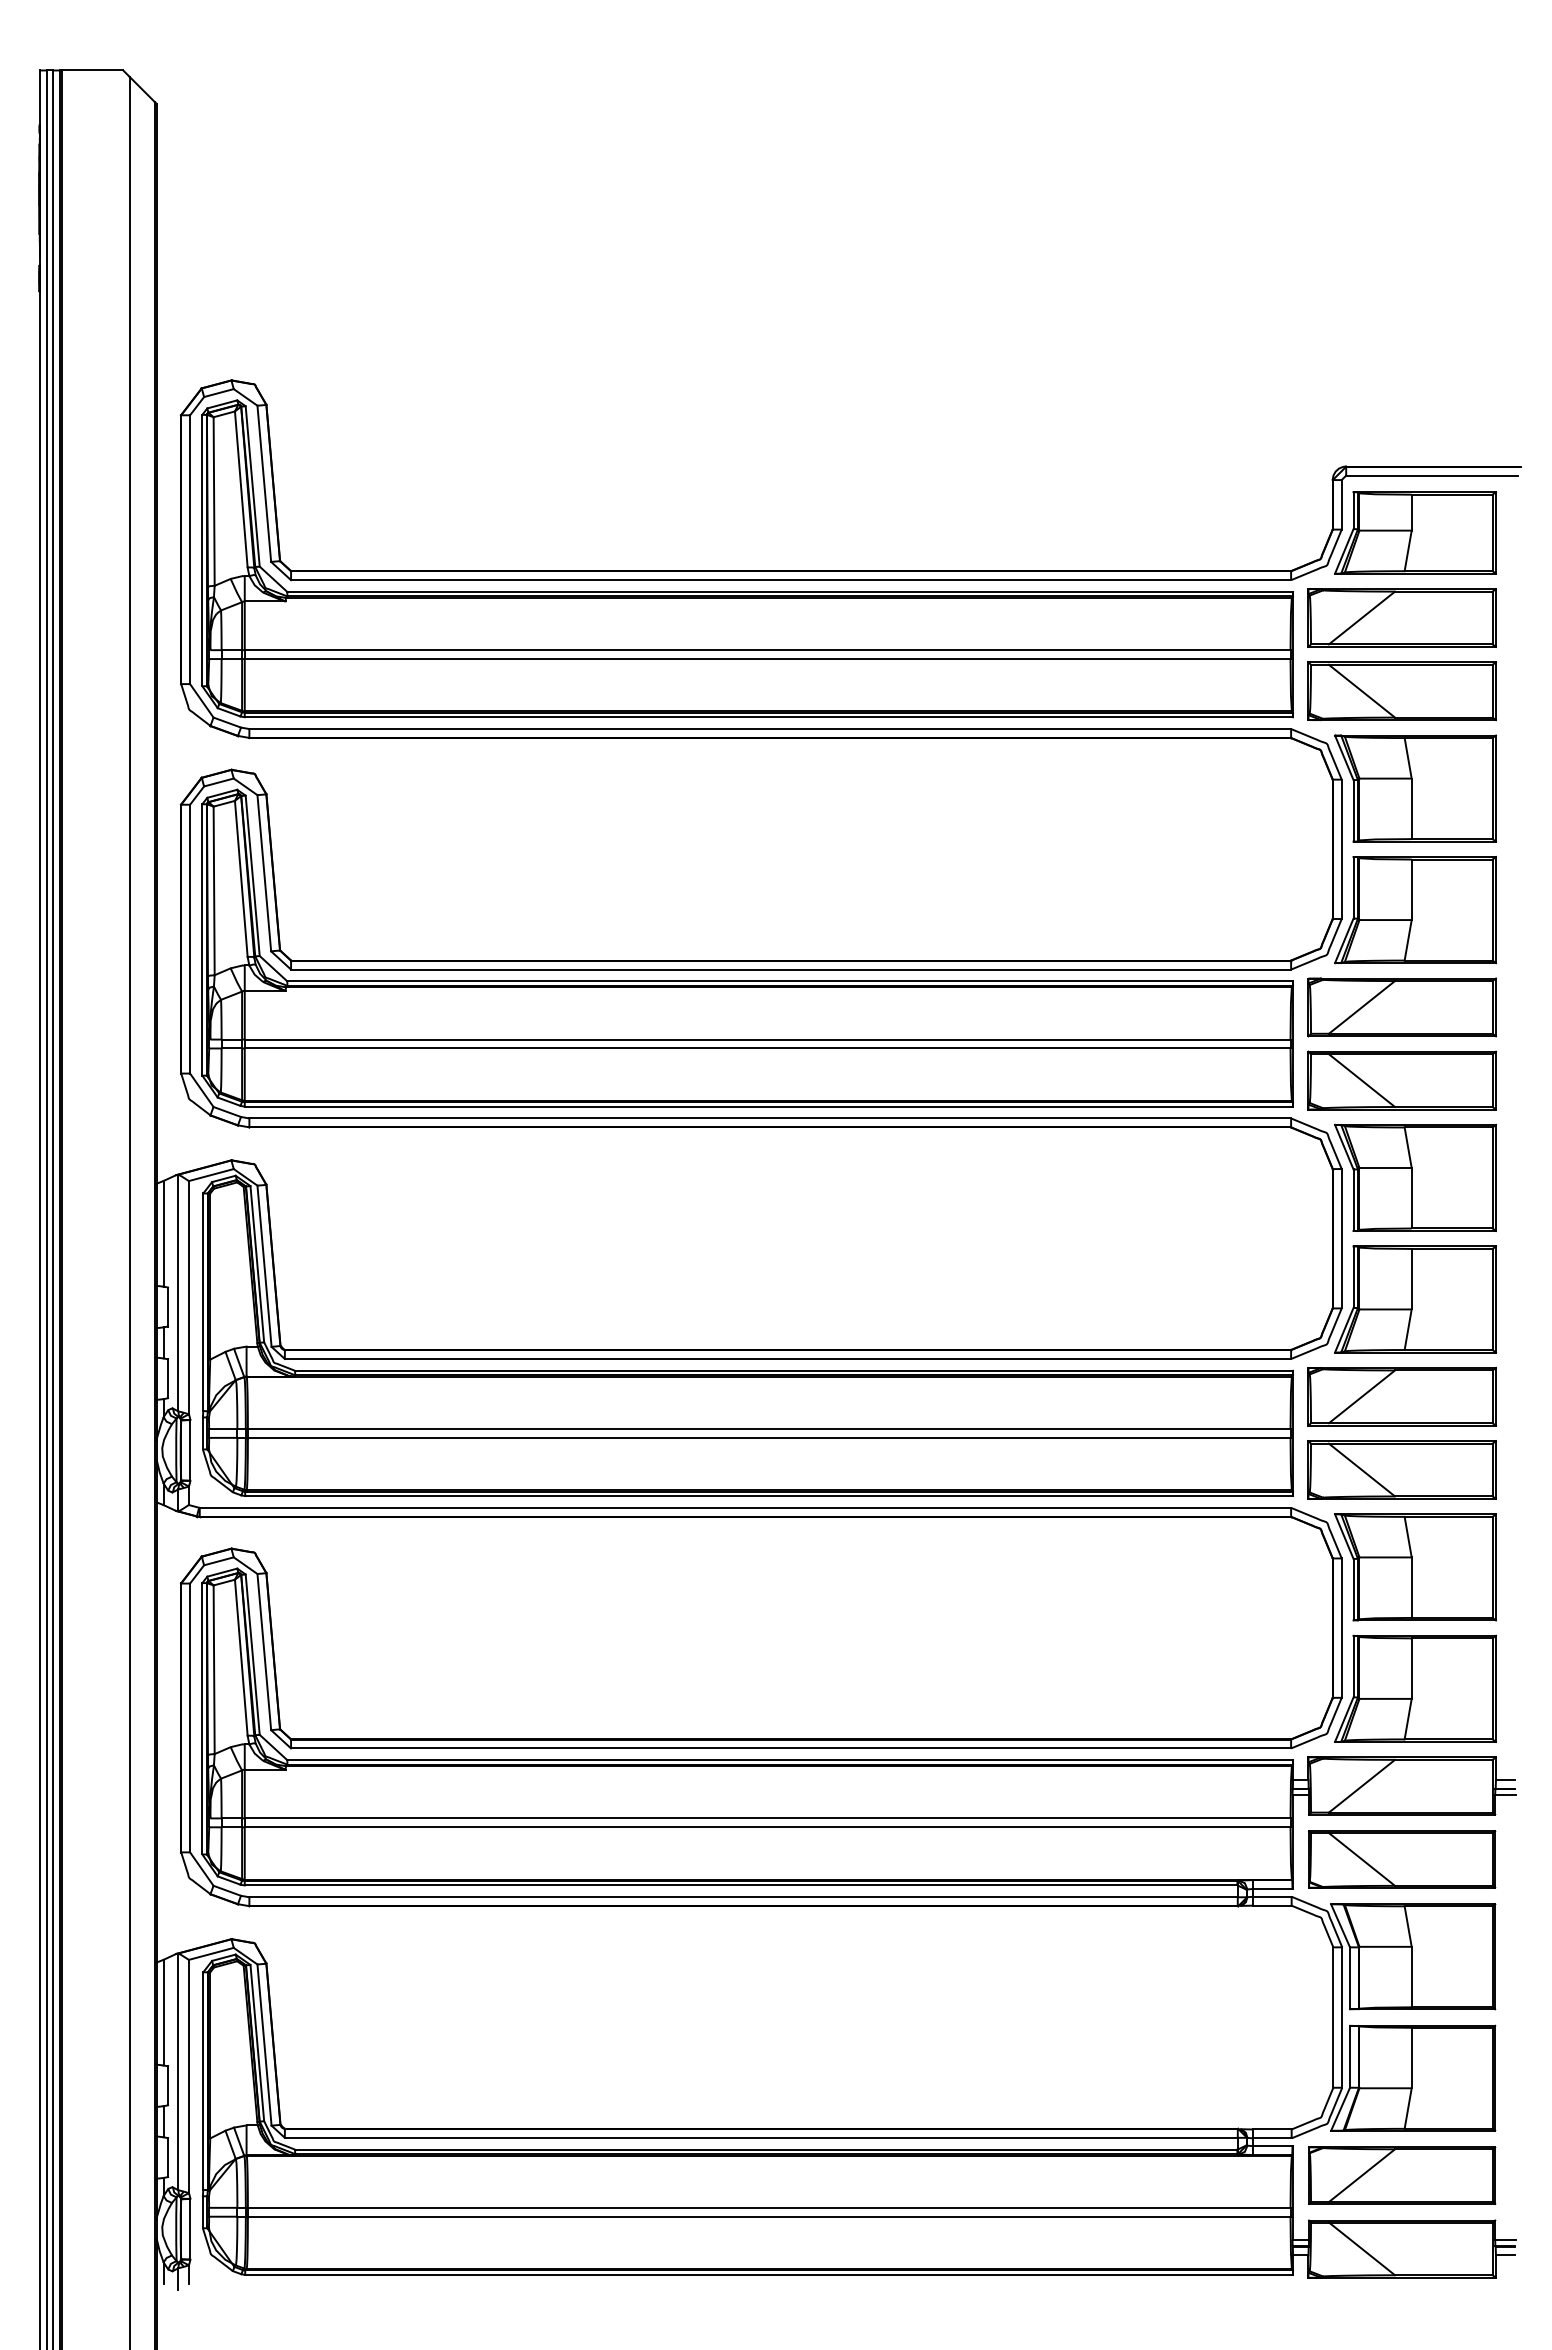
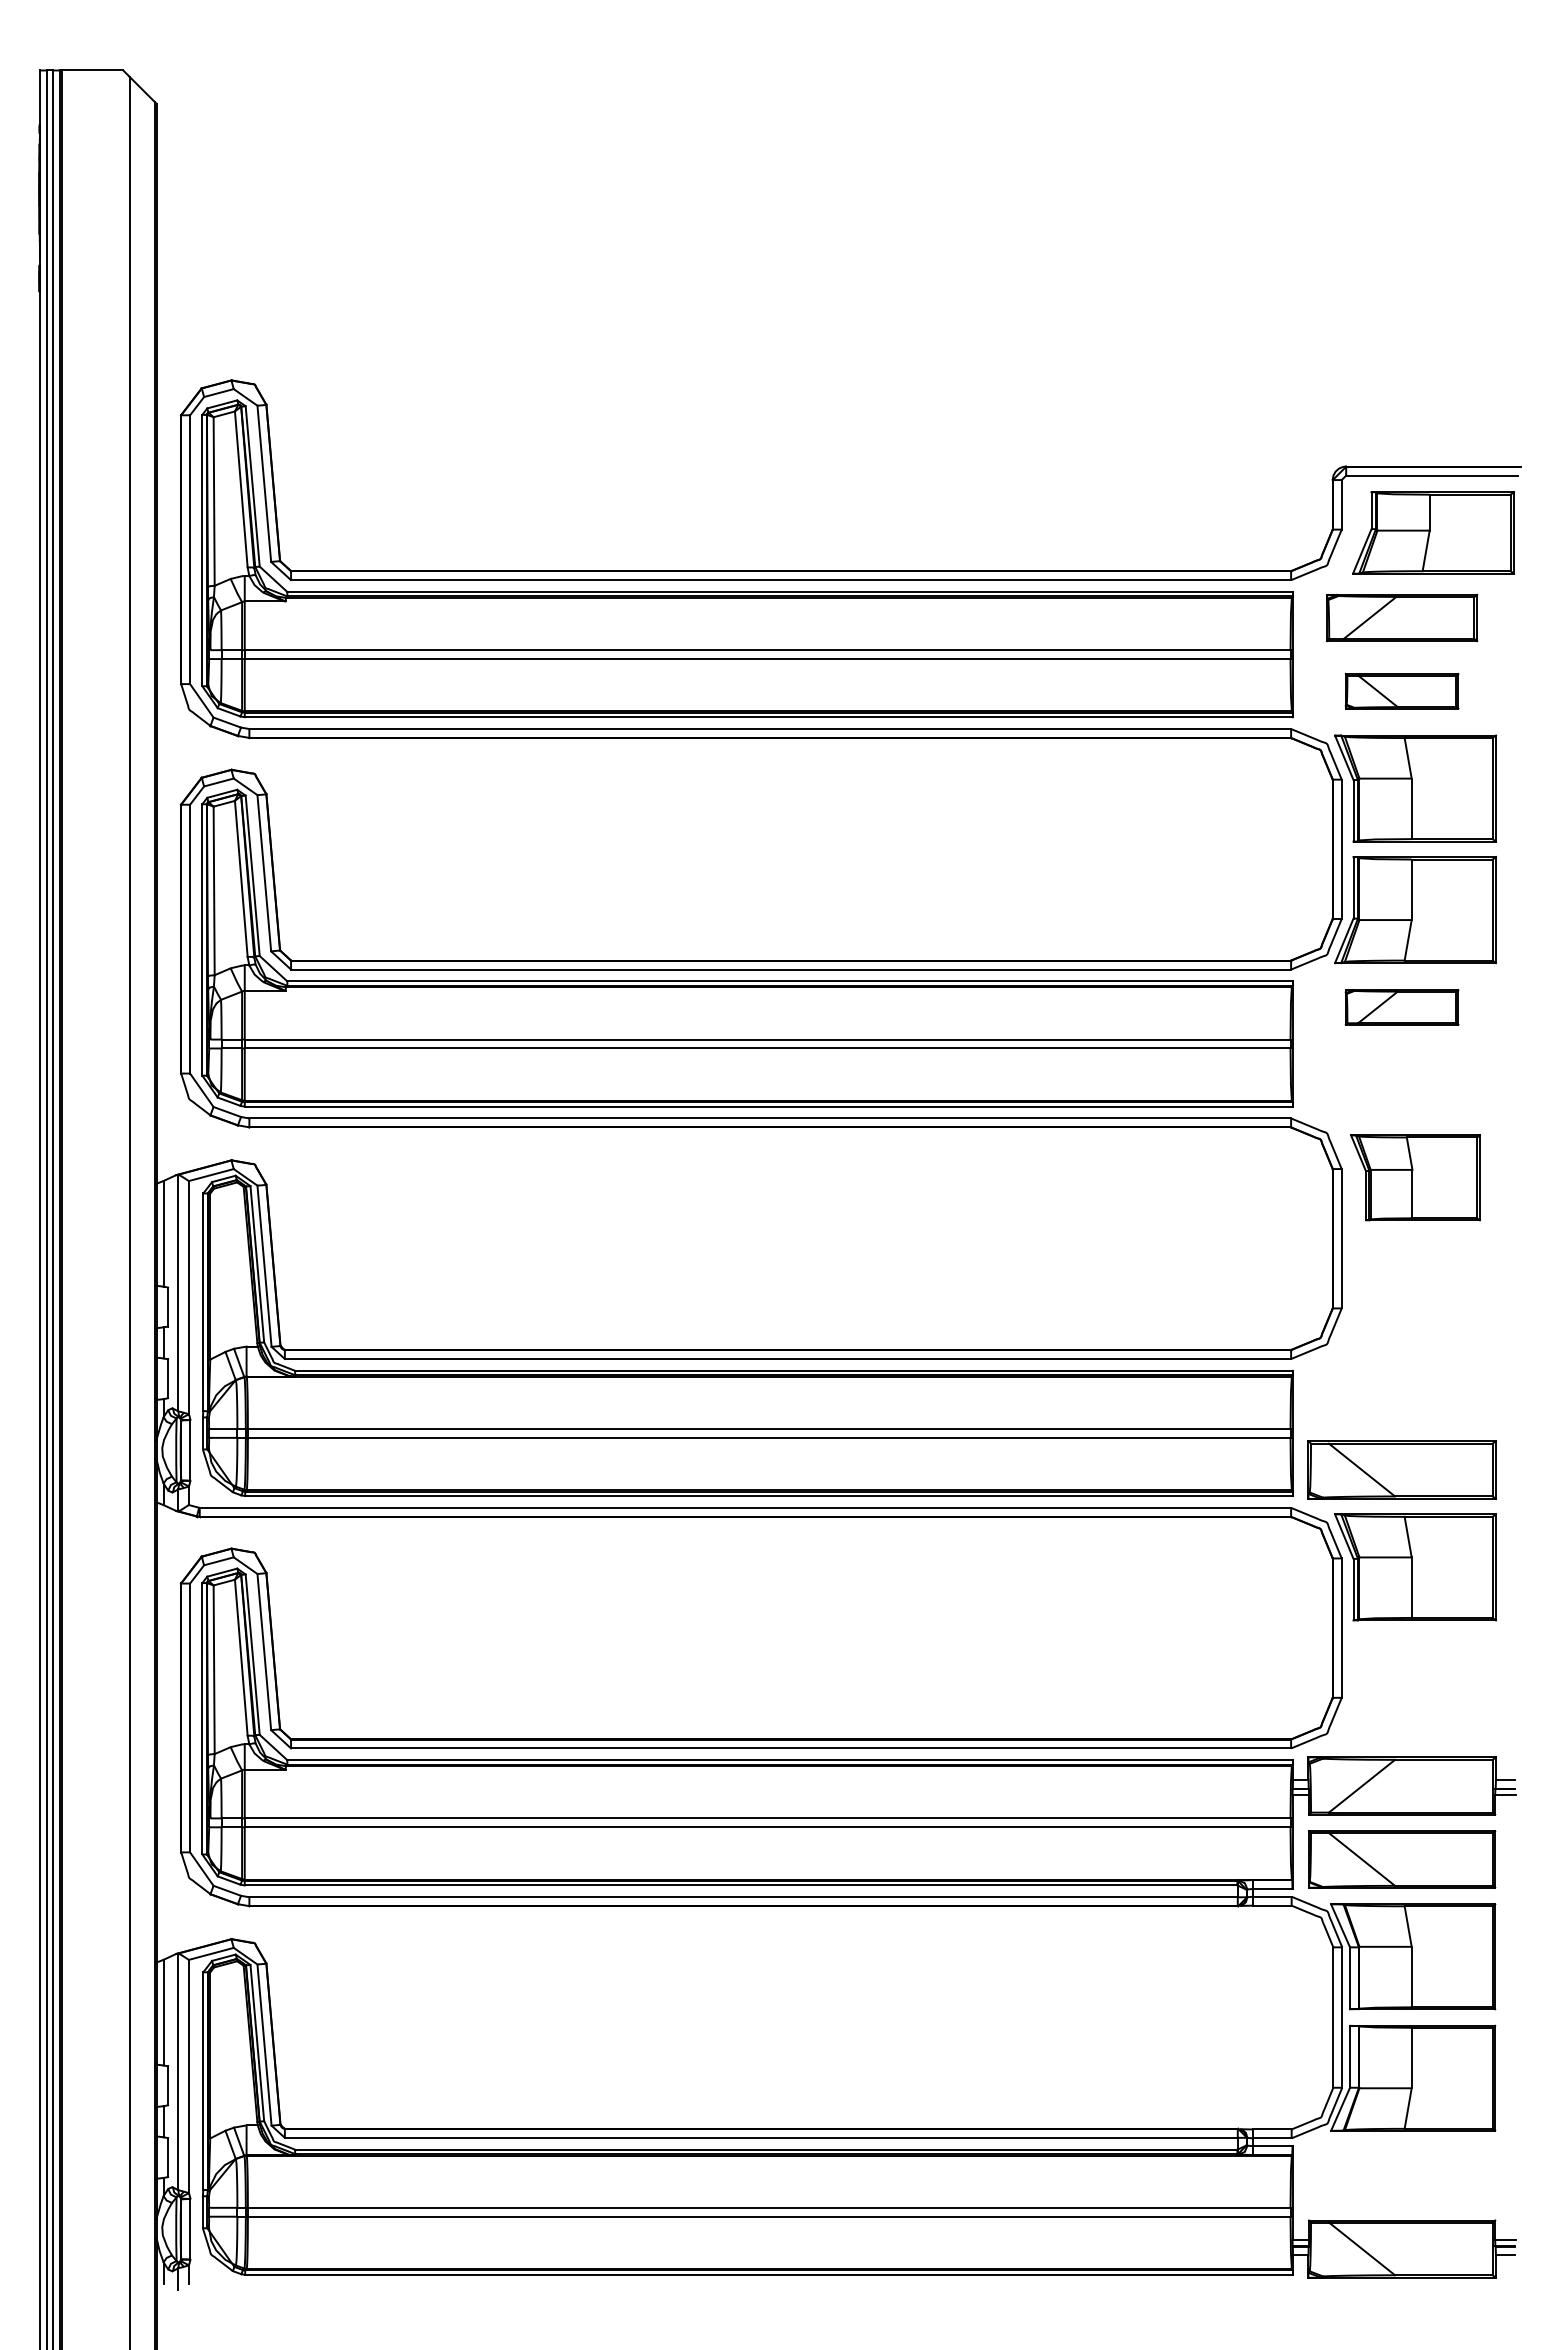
part position: (1415, 532) -> (1433, 532) (1433, 532)
part size: 190x60 px -> 153x50 px (1402, 617)
part size: 190x61 px -> 116x38 px (1401, 690)
part size: 190x61 px -> 116x37 px (1401, 1007)
part: present -> none (1401, 1080)
part size: 163x109 px -> 131x88 px (1415, 1177)
part: present -> none (1415, 1299)
part: present -> none (1401, 1396)
part: present -> none (1415, 1688)
part: present -> none (1402, 2175)
